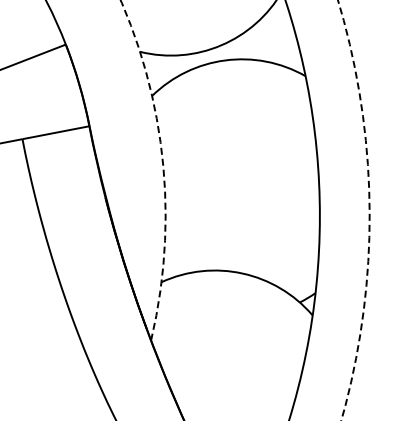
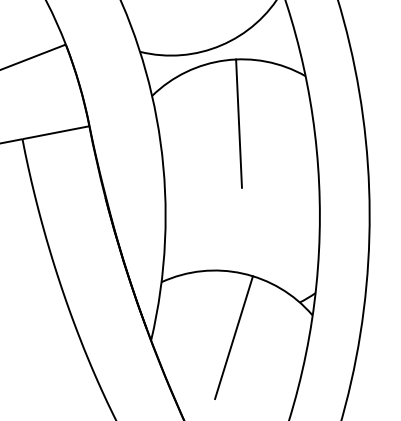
line: none -> present (238, 123)
arc: dashed -> solid (163, 165)
arc: dashed -> solid (369, 211)
line: none -> present (233, 337)
